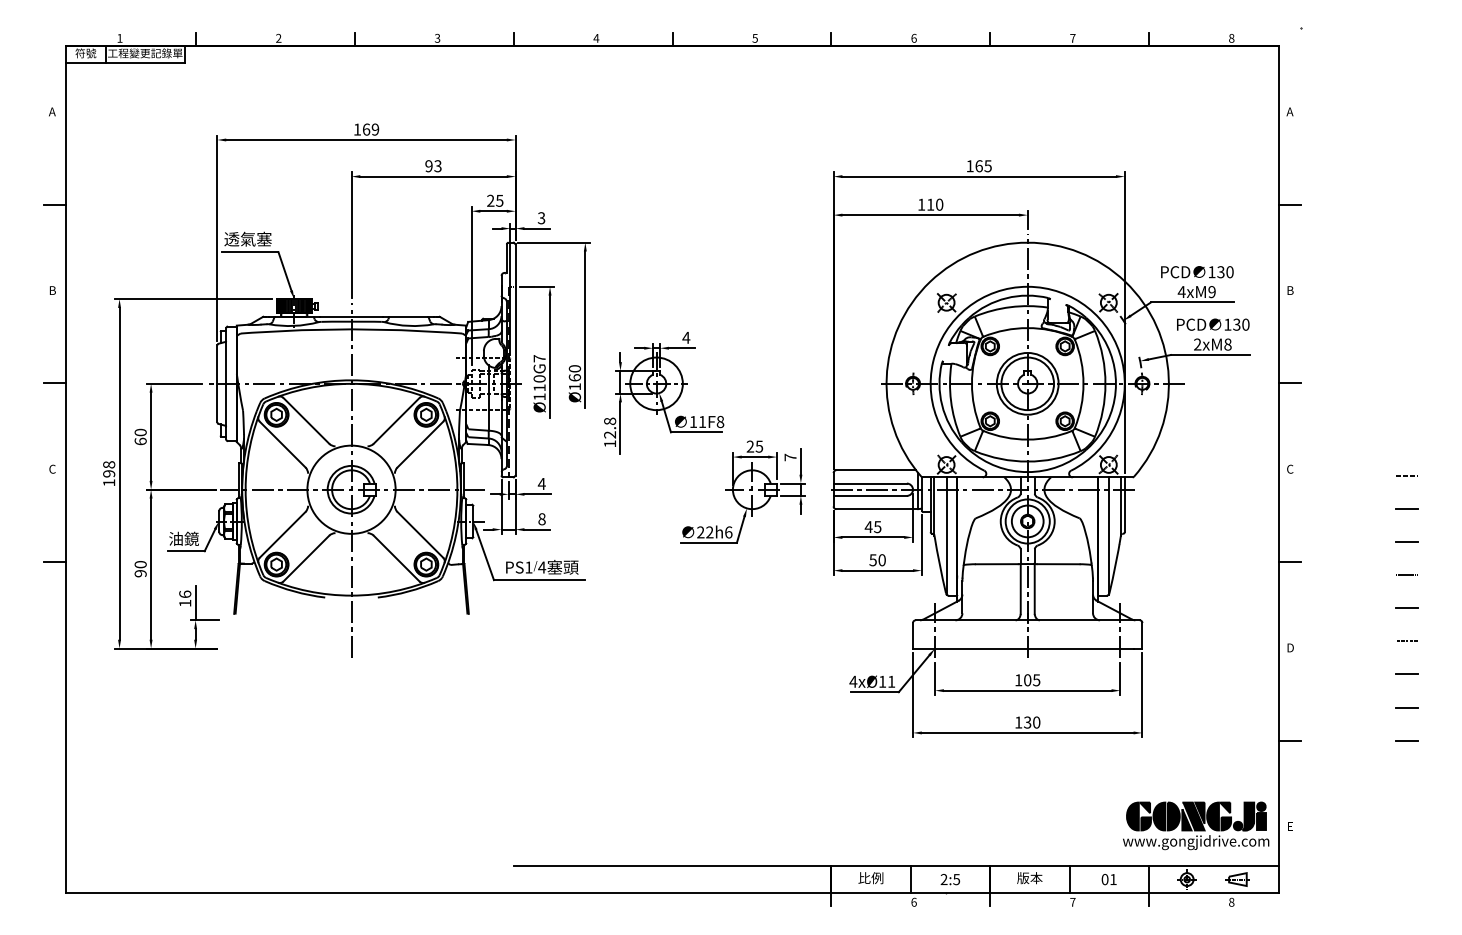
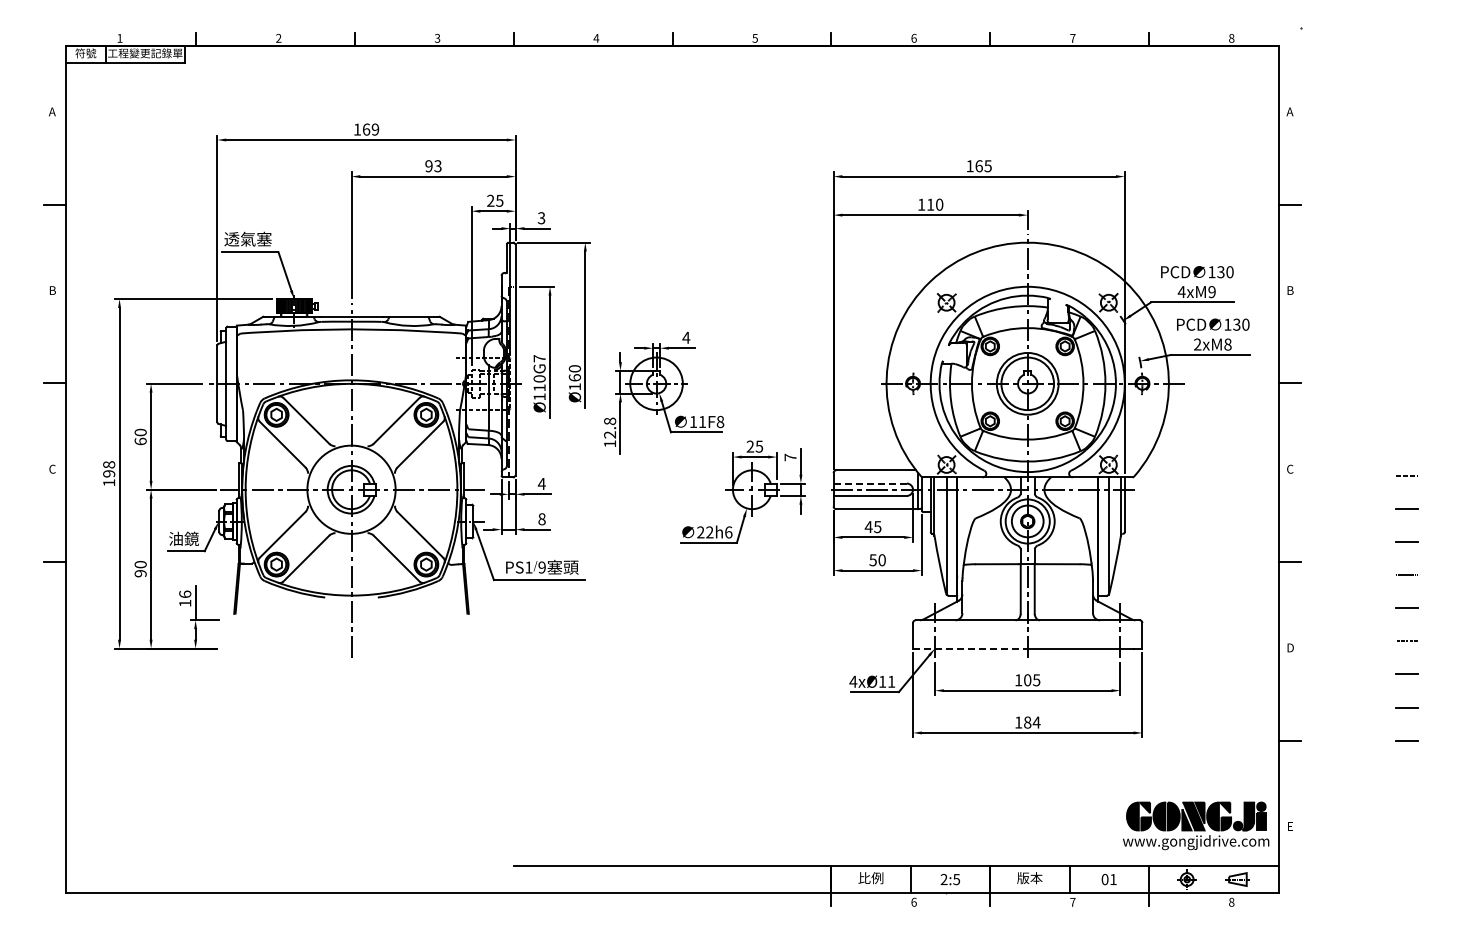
line: solid -> dashed (870, 483)
text: 4 -> 9 (542, 567)
line: solid -> dashed (970, 648)
text: 130 -> 184 (1032, 722)
